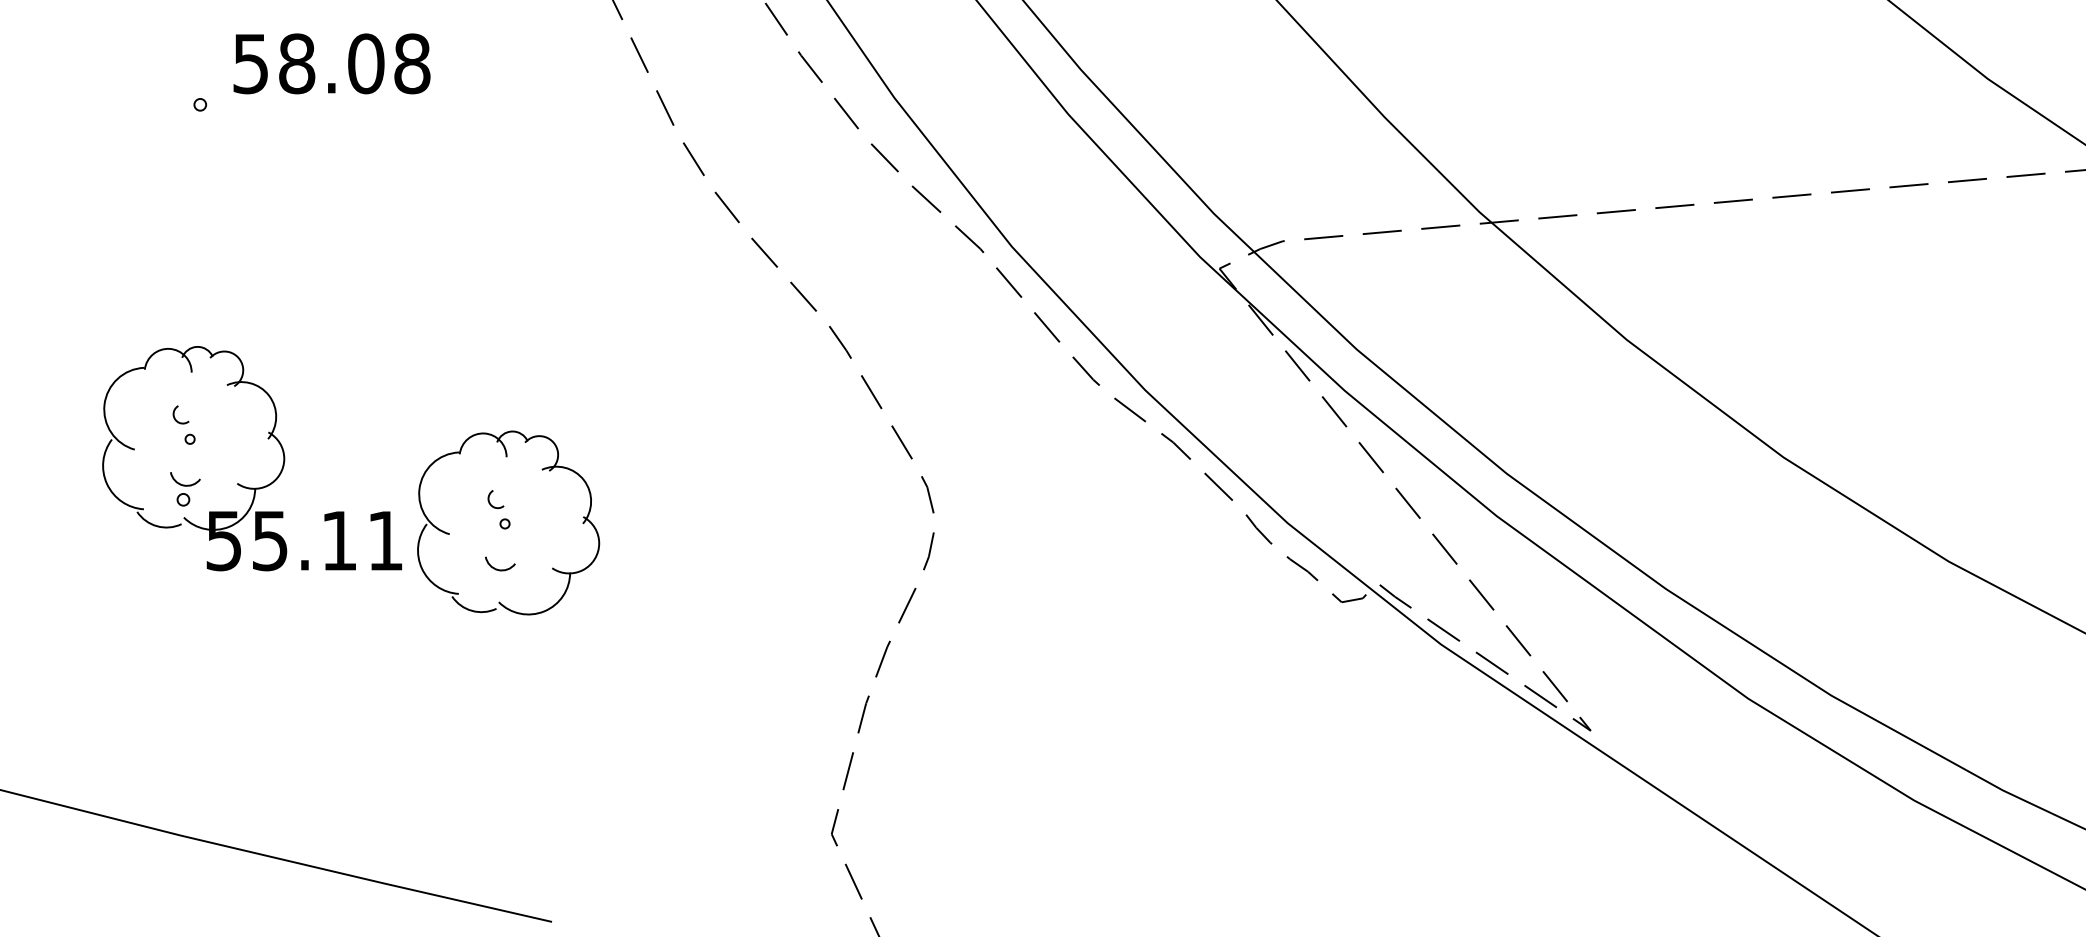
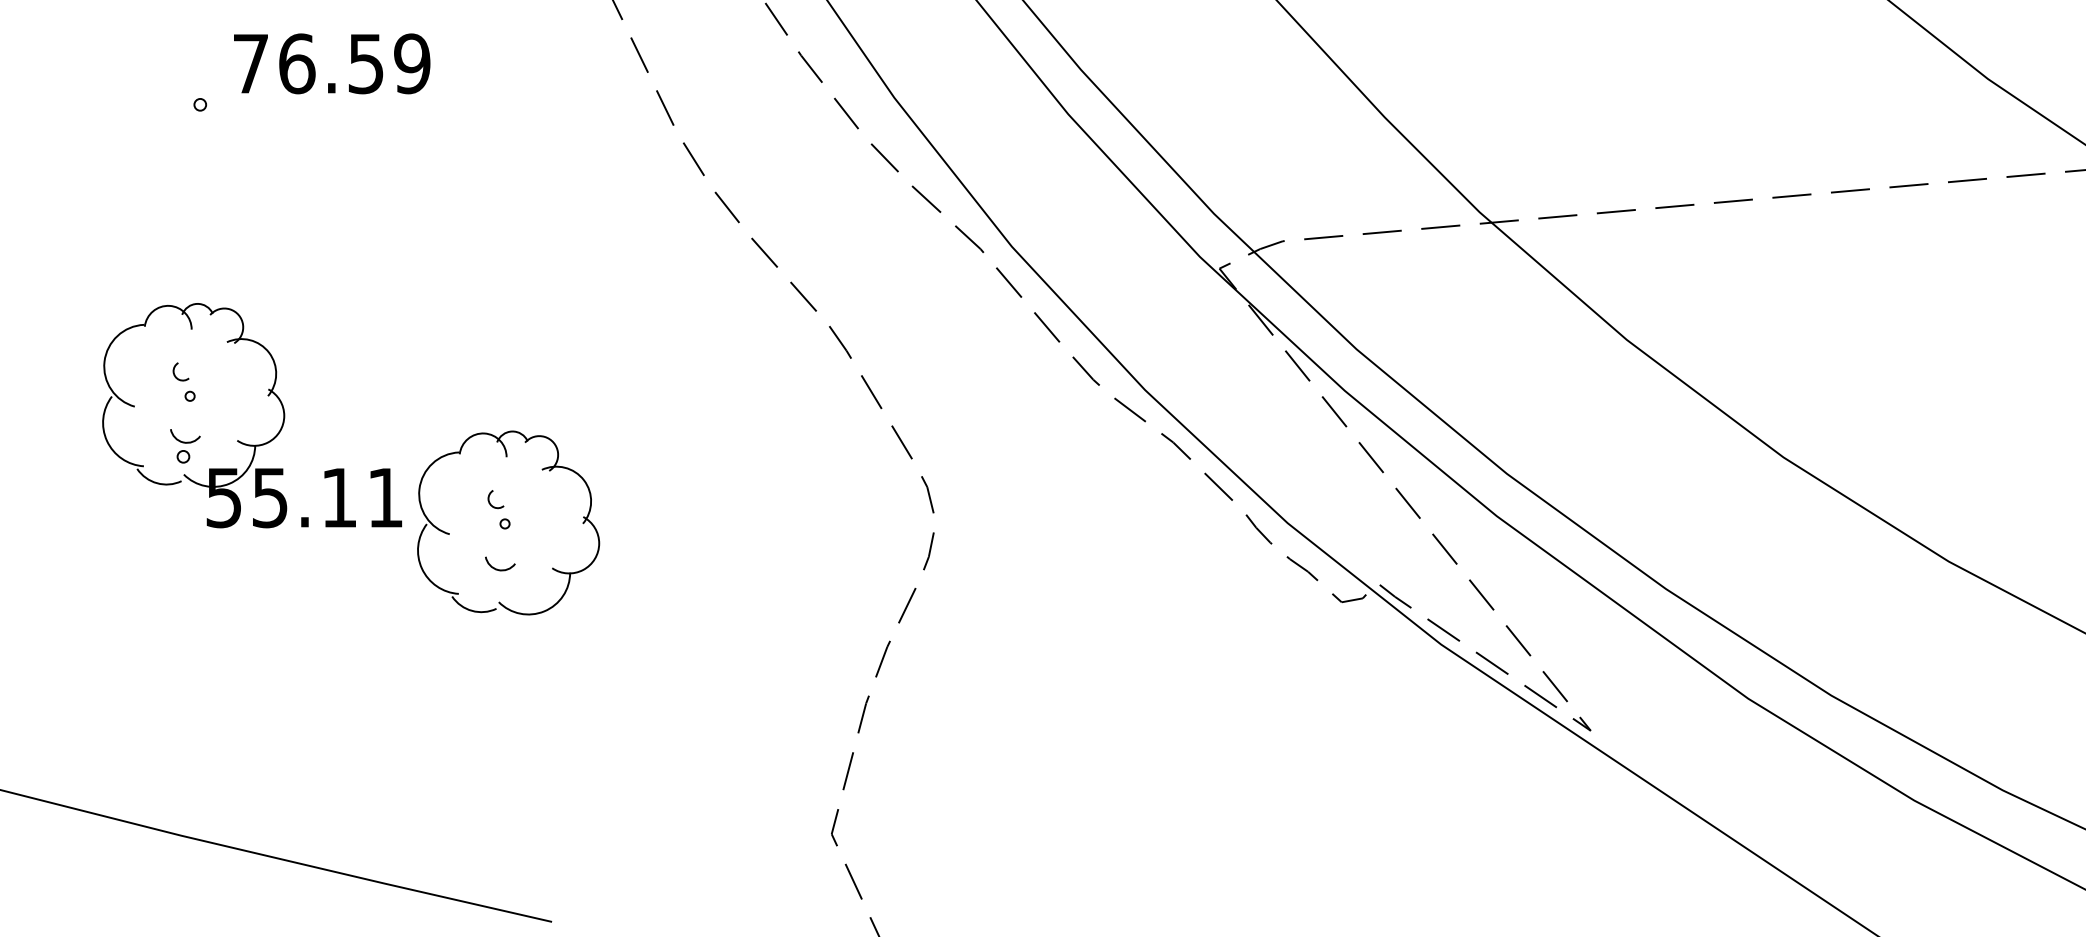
text: 58.08 -> 76.59 (331, 63)
part position: (268, 439) -> (268, 396) (268, 396)
